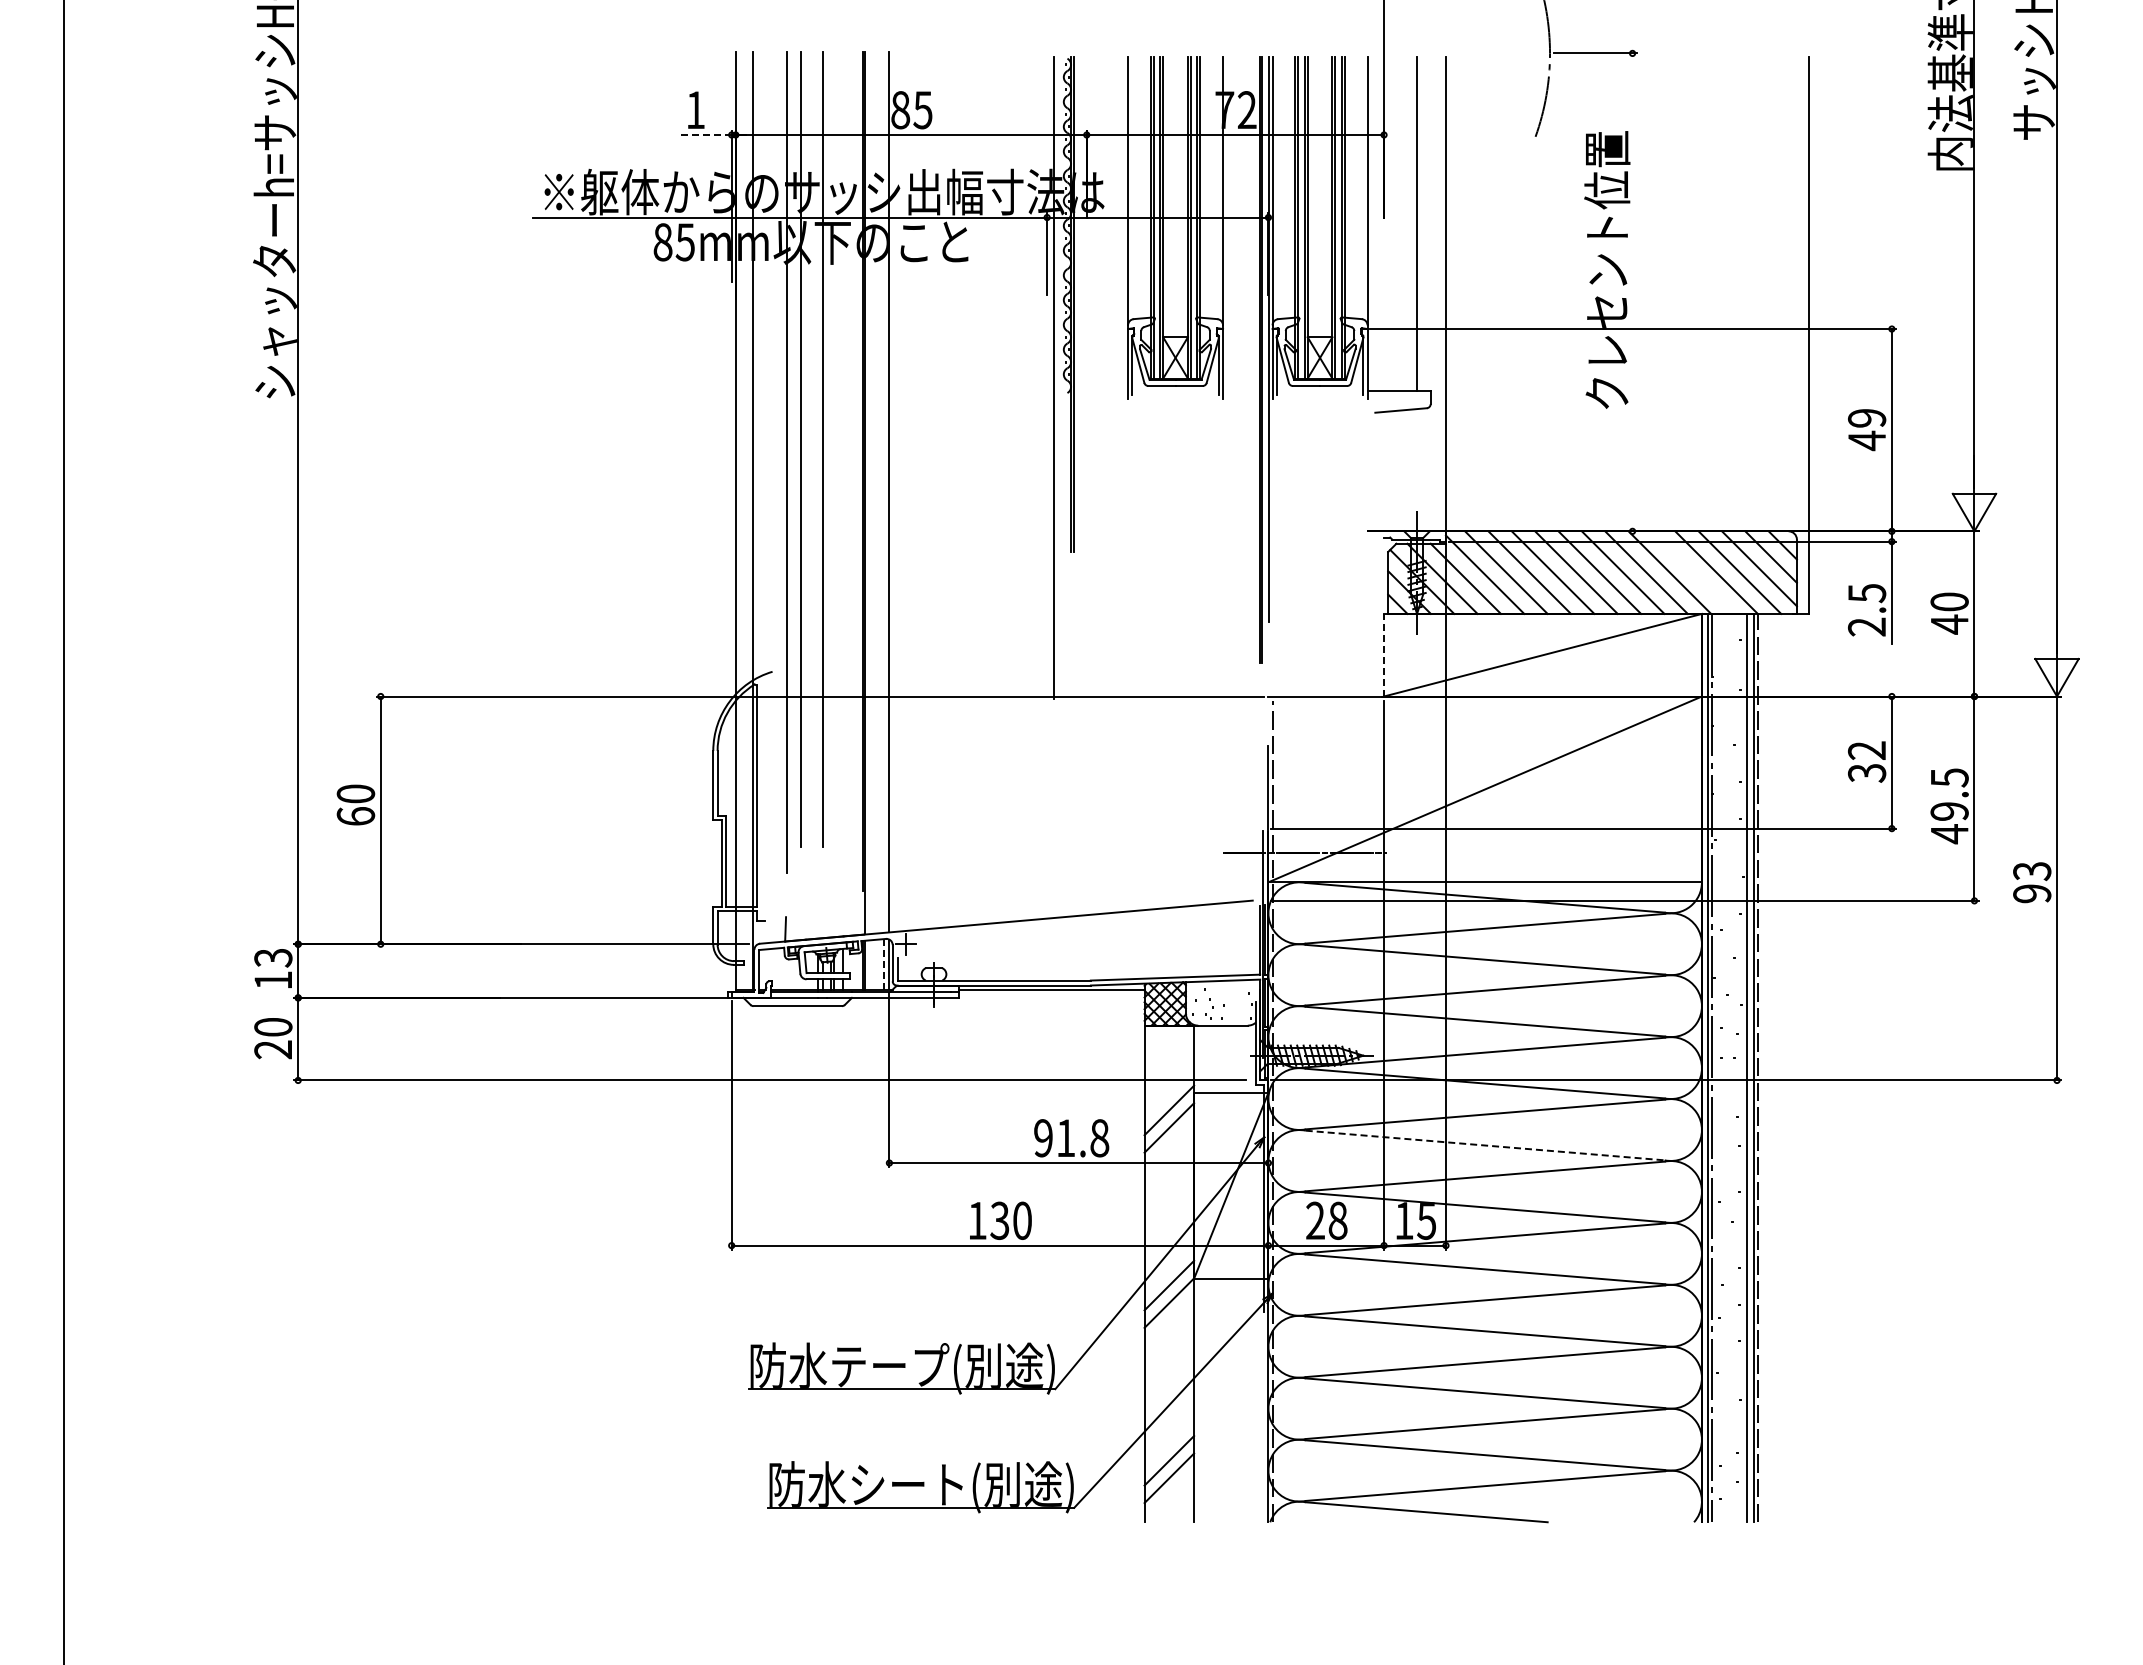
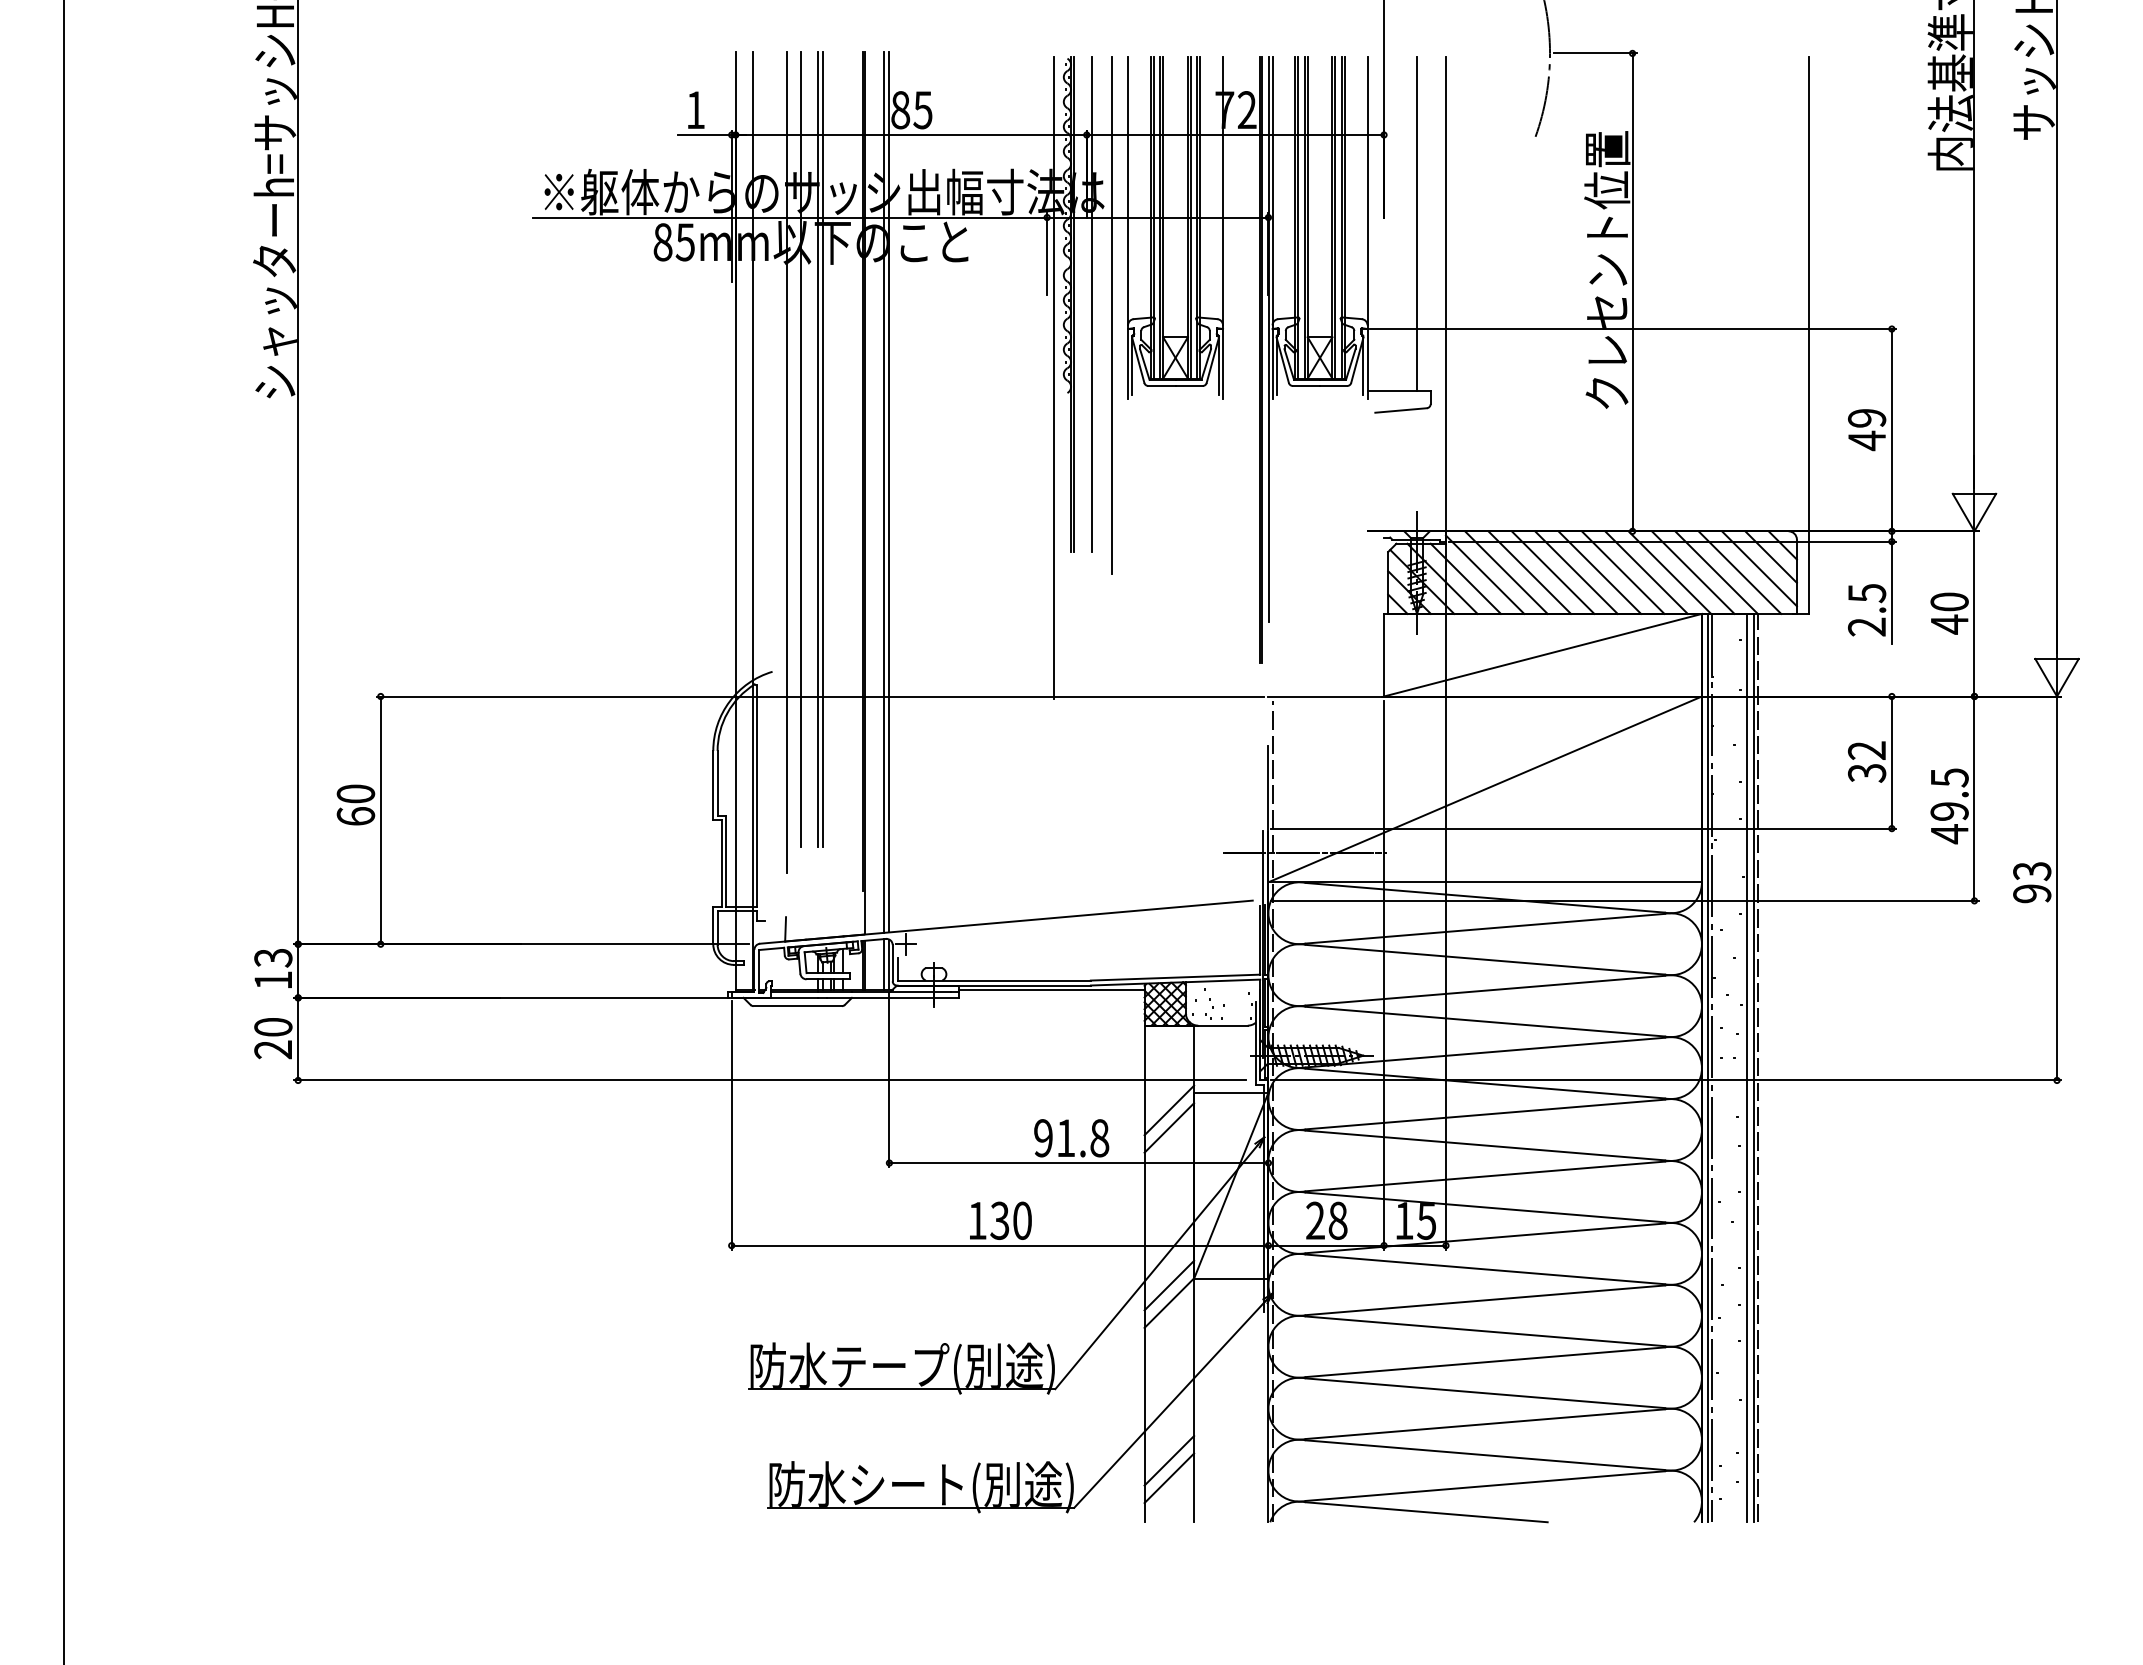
line: dashed -> solid (705, 134)
line: none -> present (1632, 292)
line: none -> present (1091, 304)
line: none -> present (1111, 315)
line: none -> present (818, 449)
line: none -> present (884, 492)
line: none -> present (1692, 572)
line: dashed -> solid (1384, 654)
line: dashed -> solid (884, 963)
line: dashed -> solid (1485, 1145)
